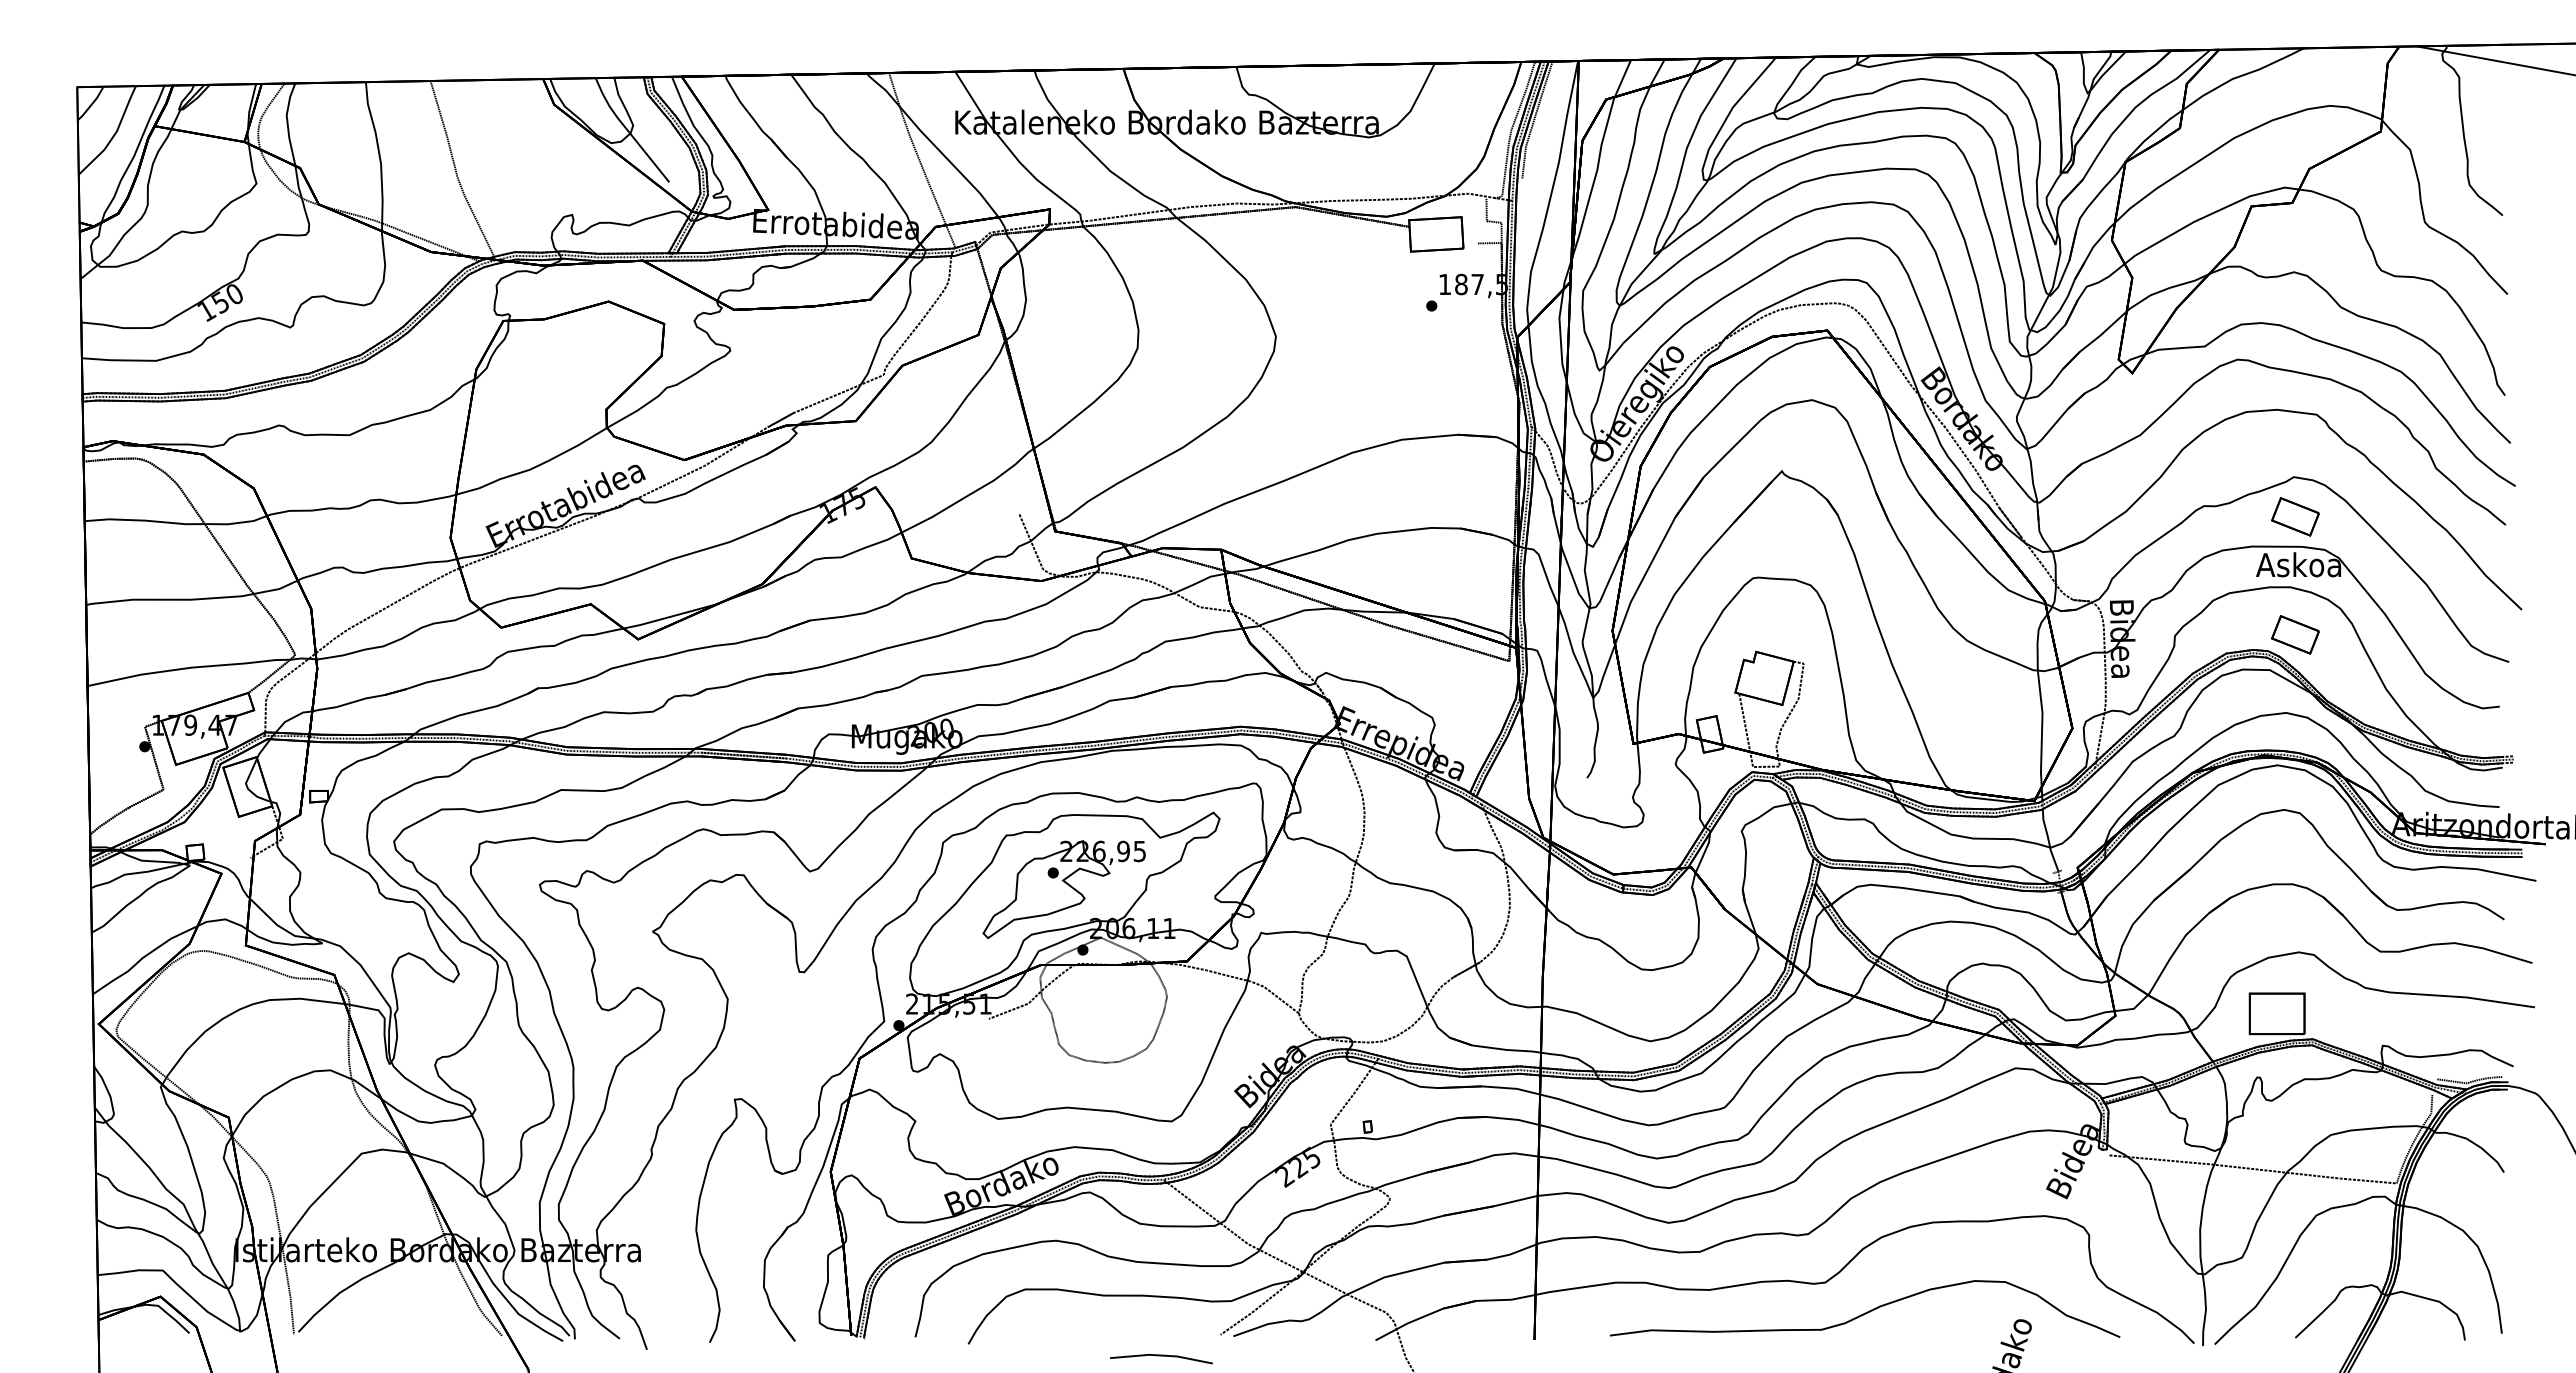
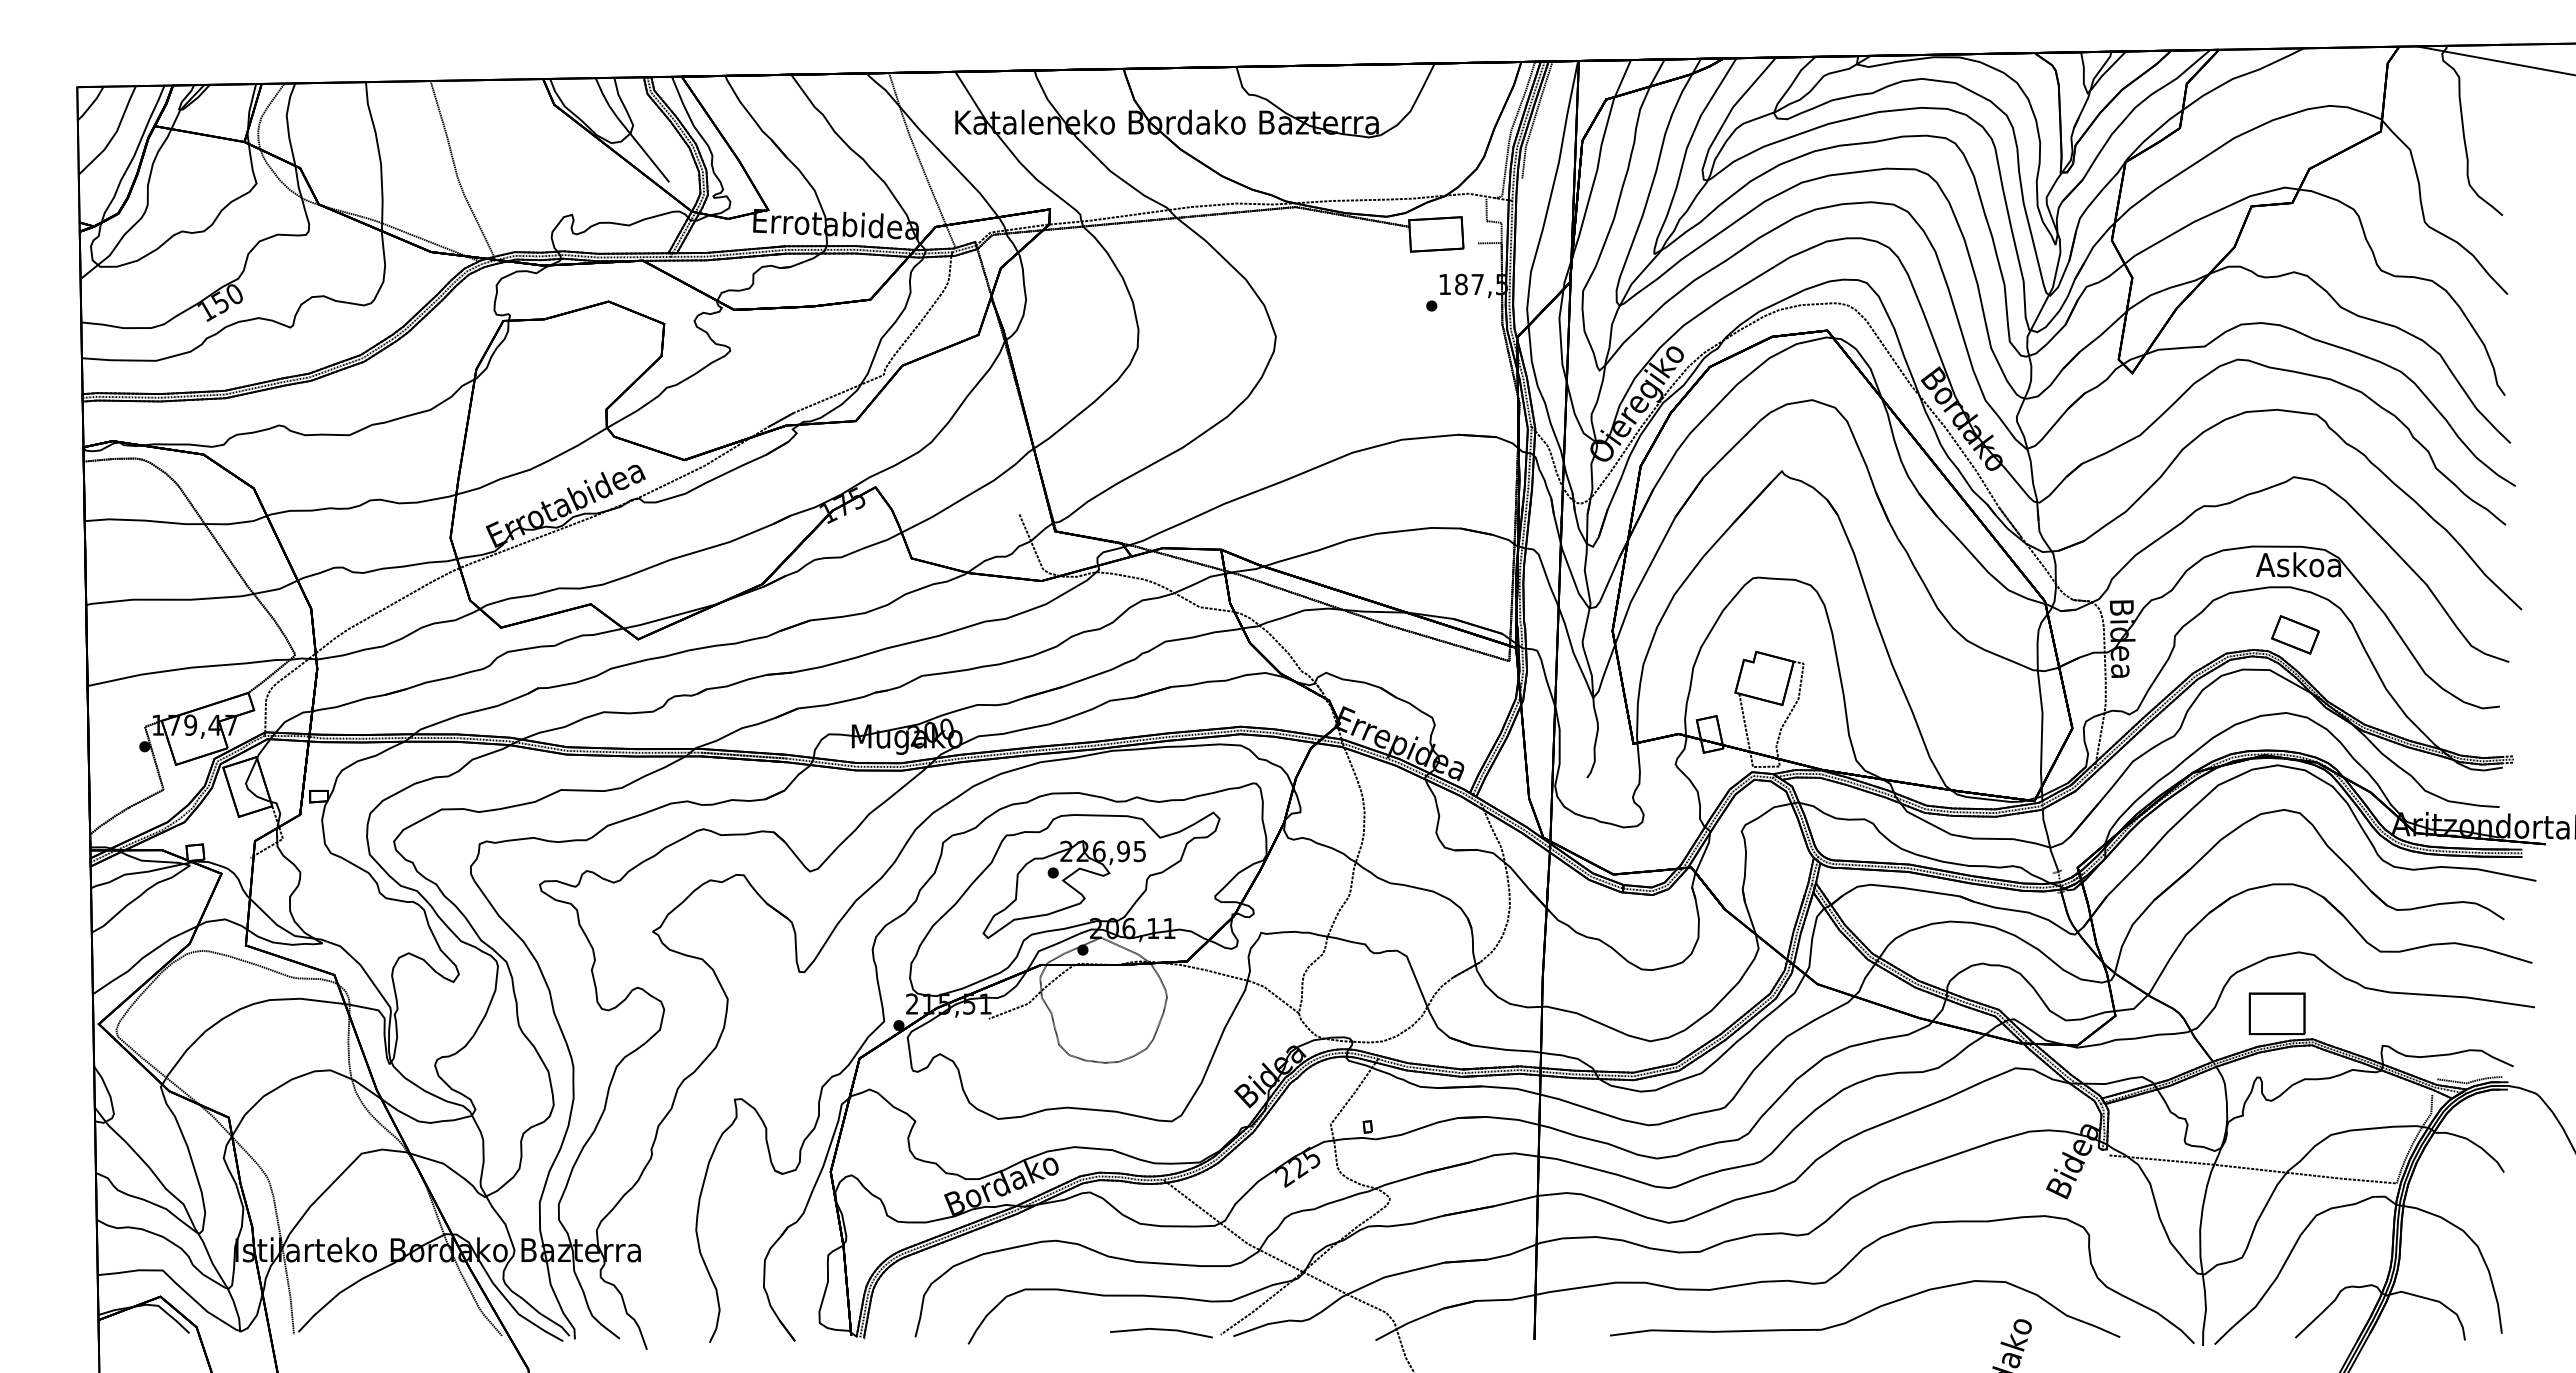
part: present -> none (2295, 516)
line position: (1161, 1356) -> (1161, 1330) (1161, 1330)
